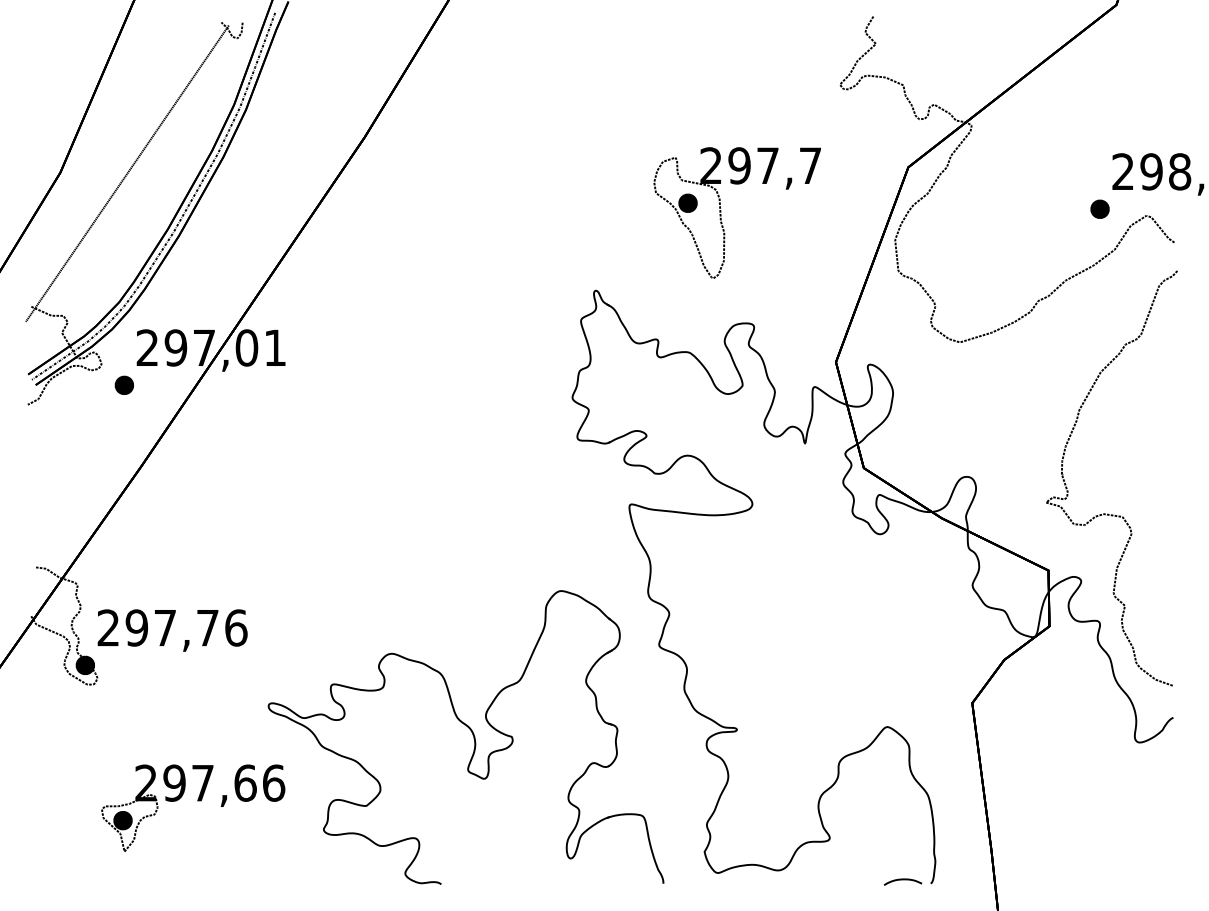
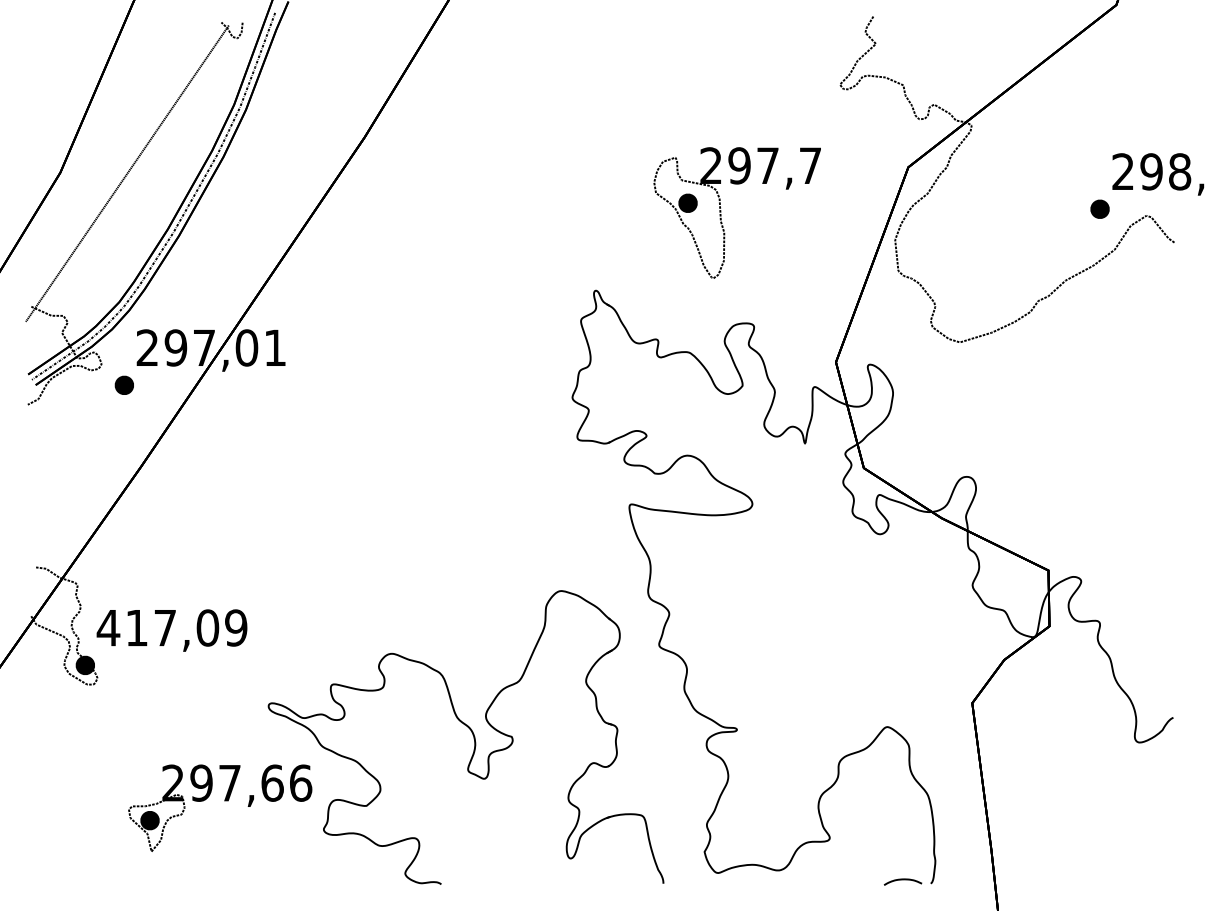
curve: present -> none (1108, 513)
text: 297,76 -> 417,09 (171, 627)
part position: (197, 801) -> (224, 801) (224, 801)
